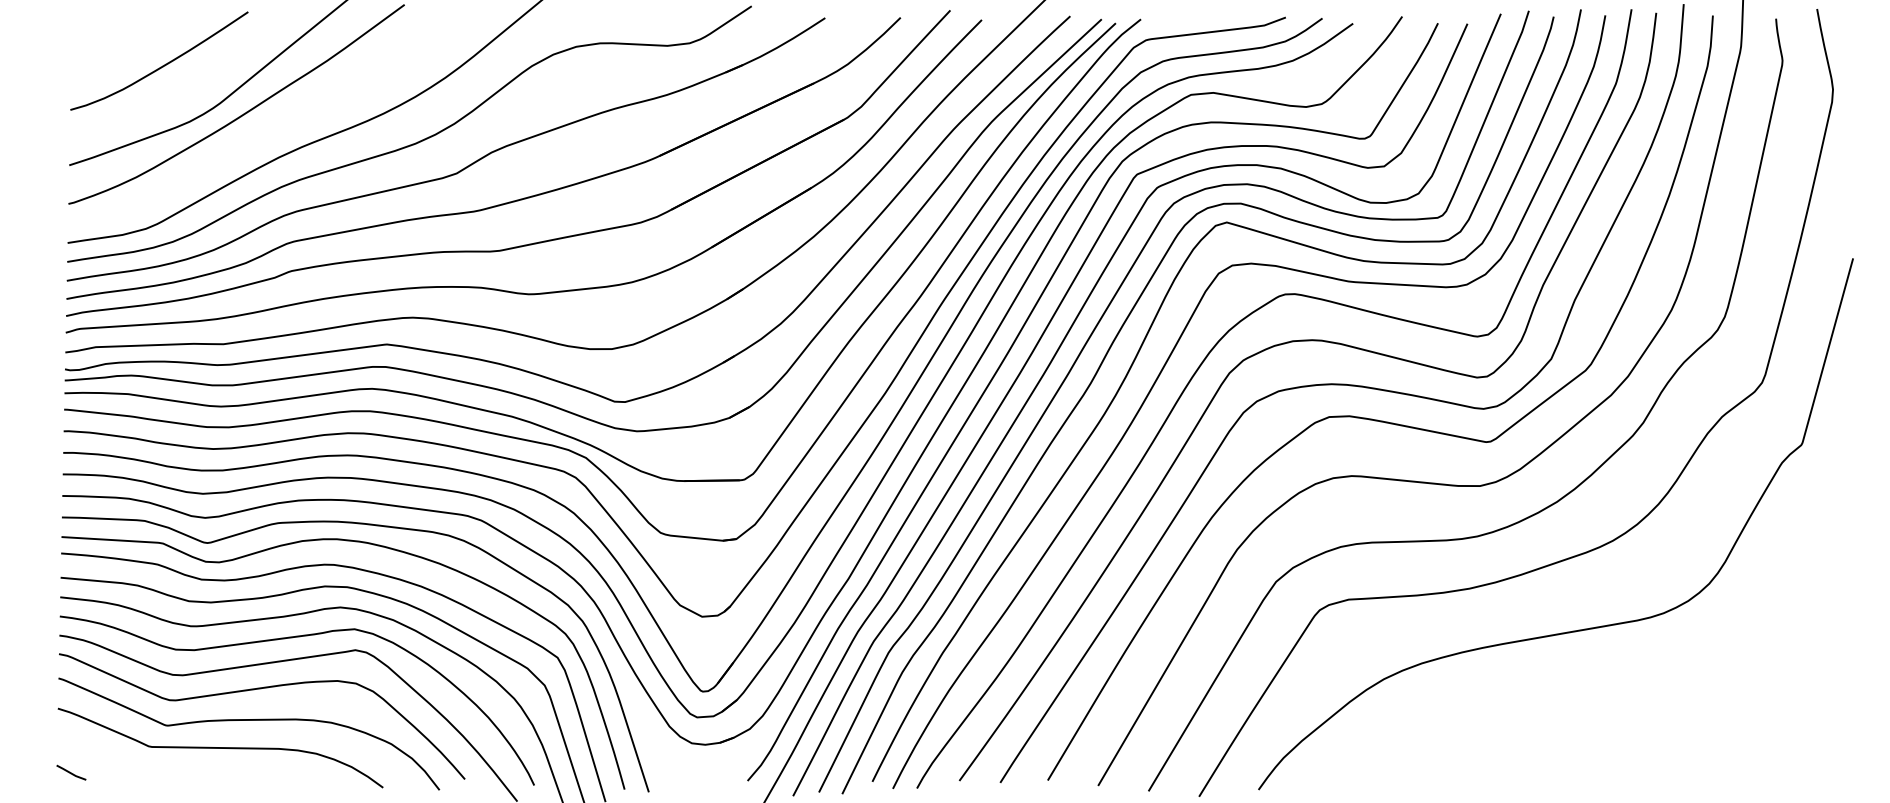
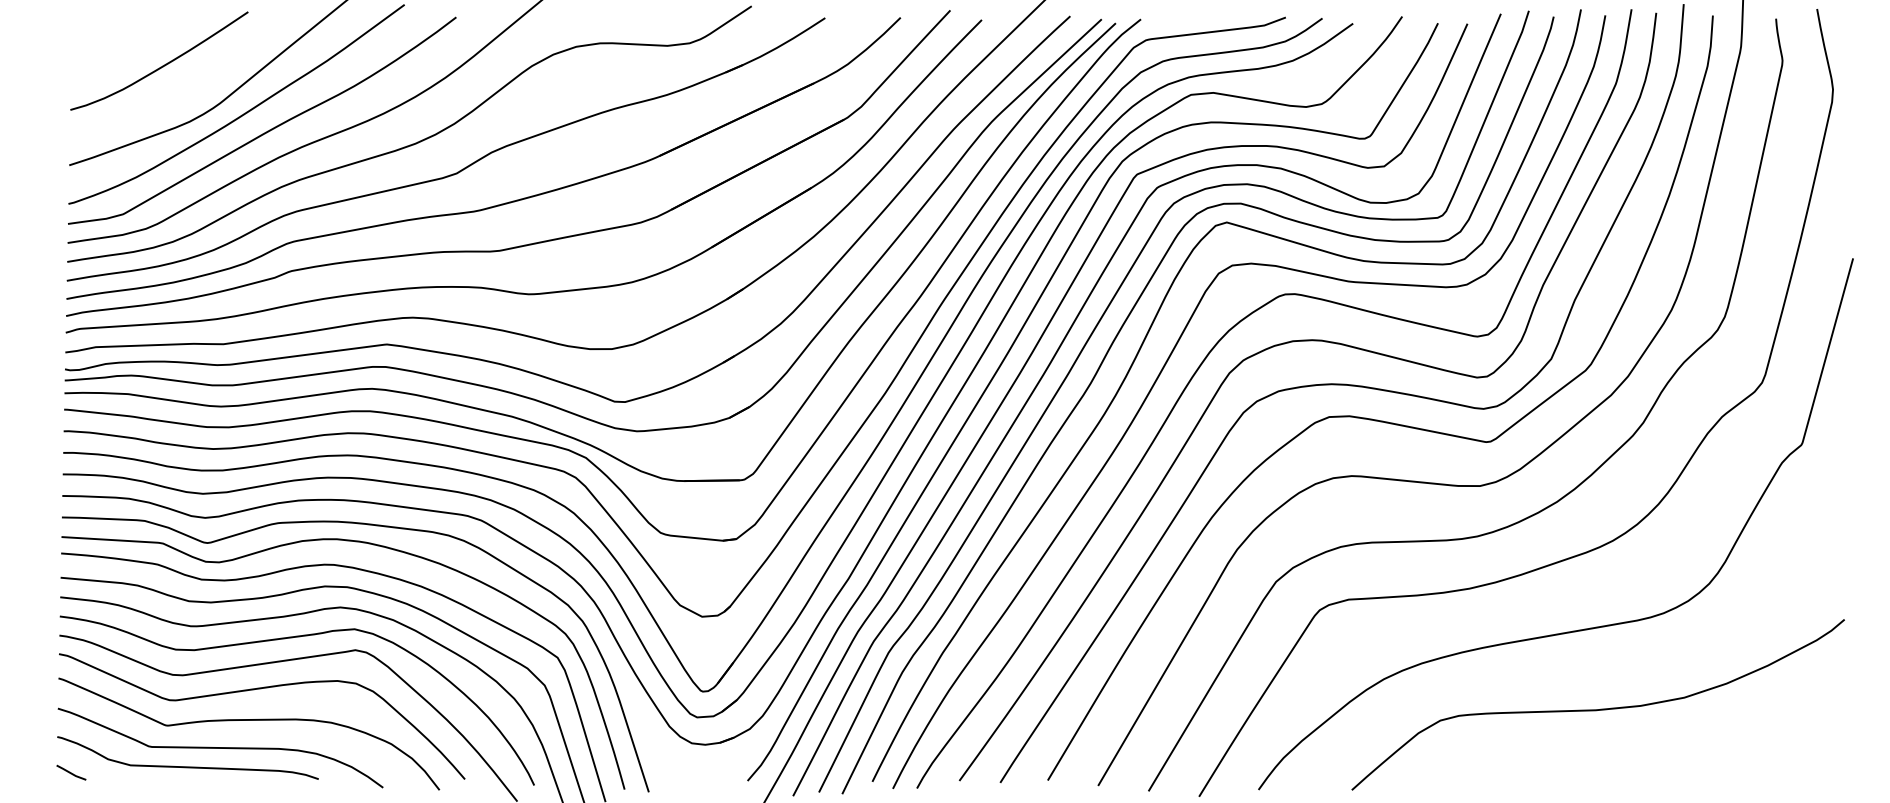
curve: none -> present (267, 130)
curve: none -> present (1600, 708)
curve: none -> present (187, 766)
